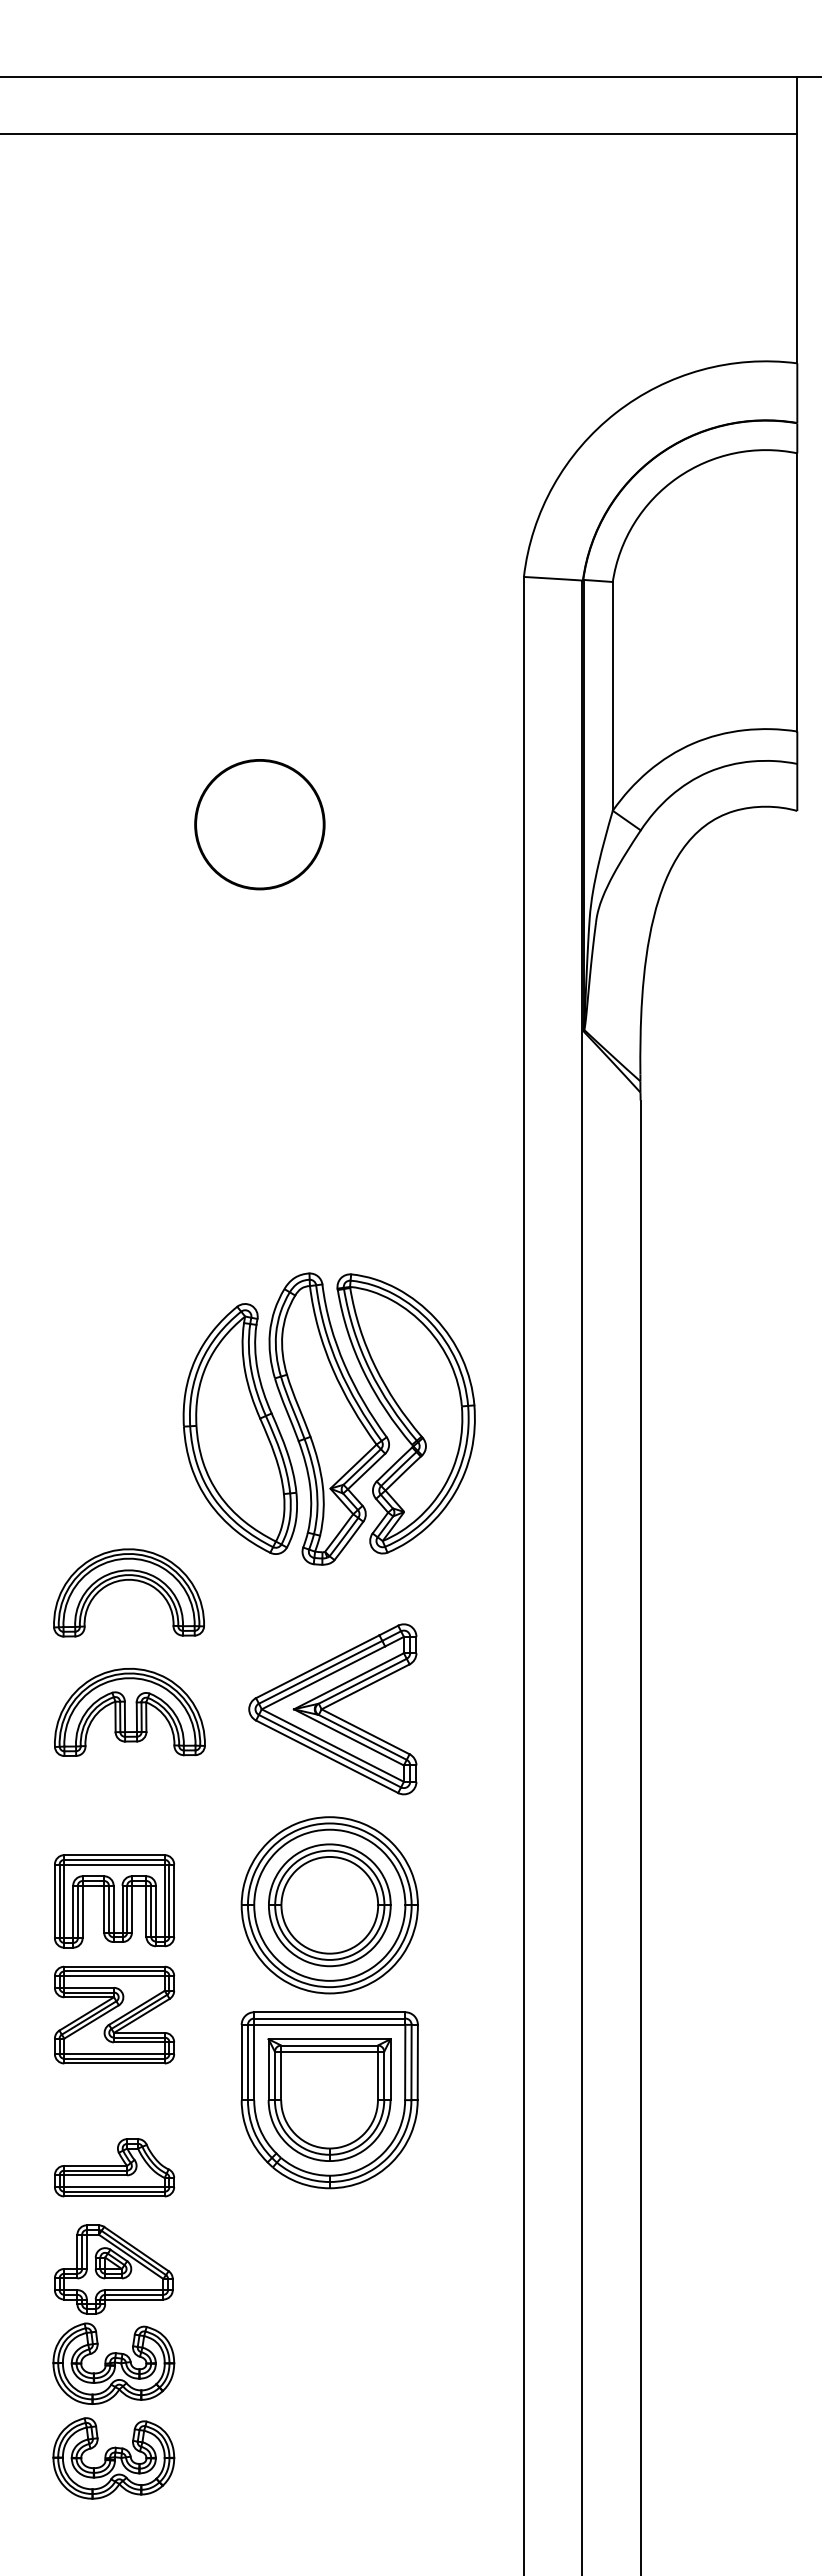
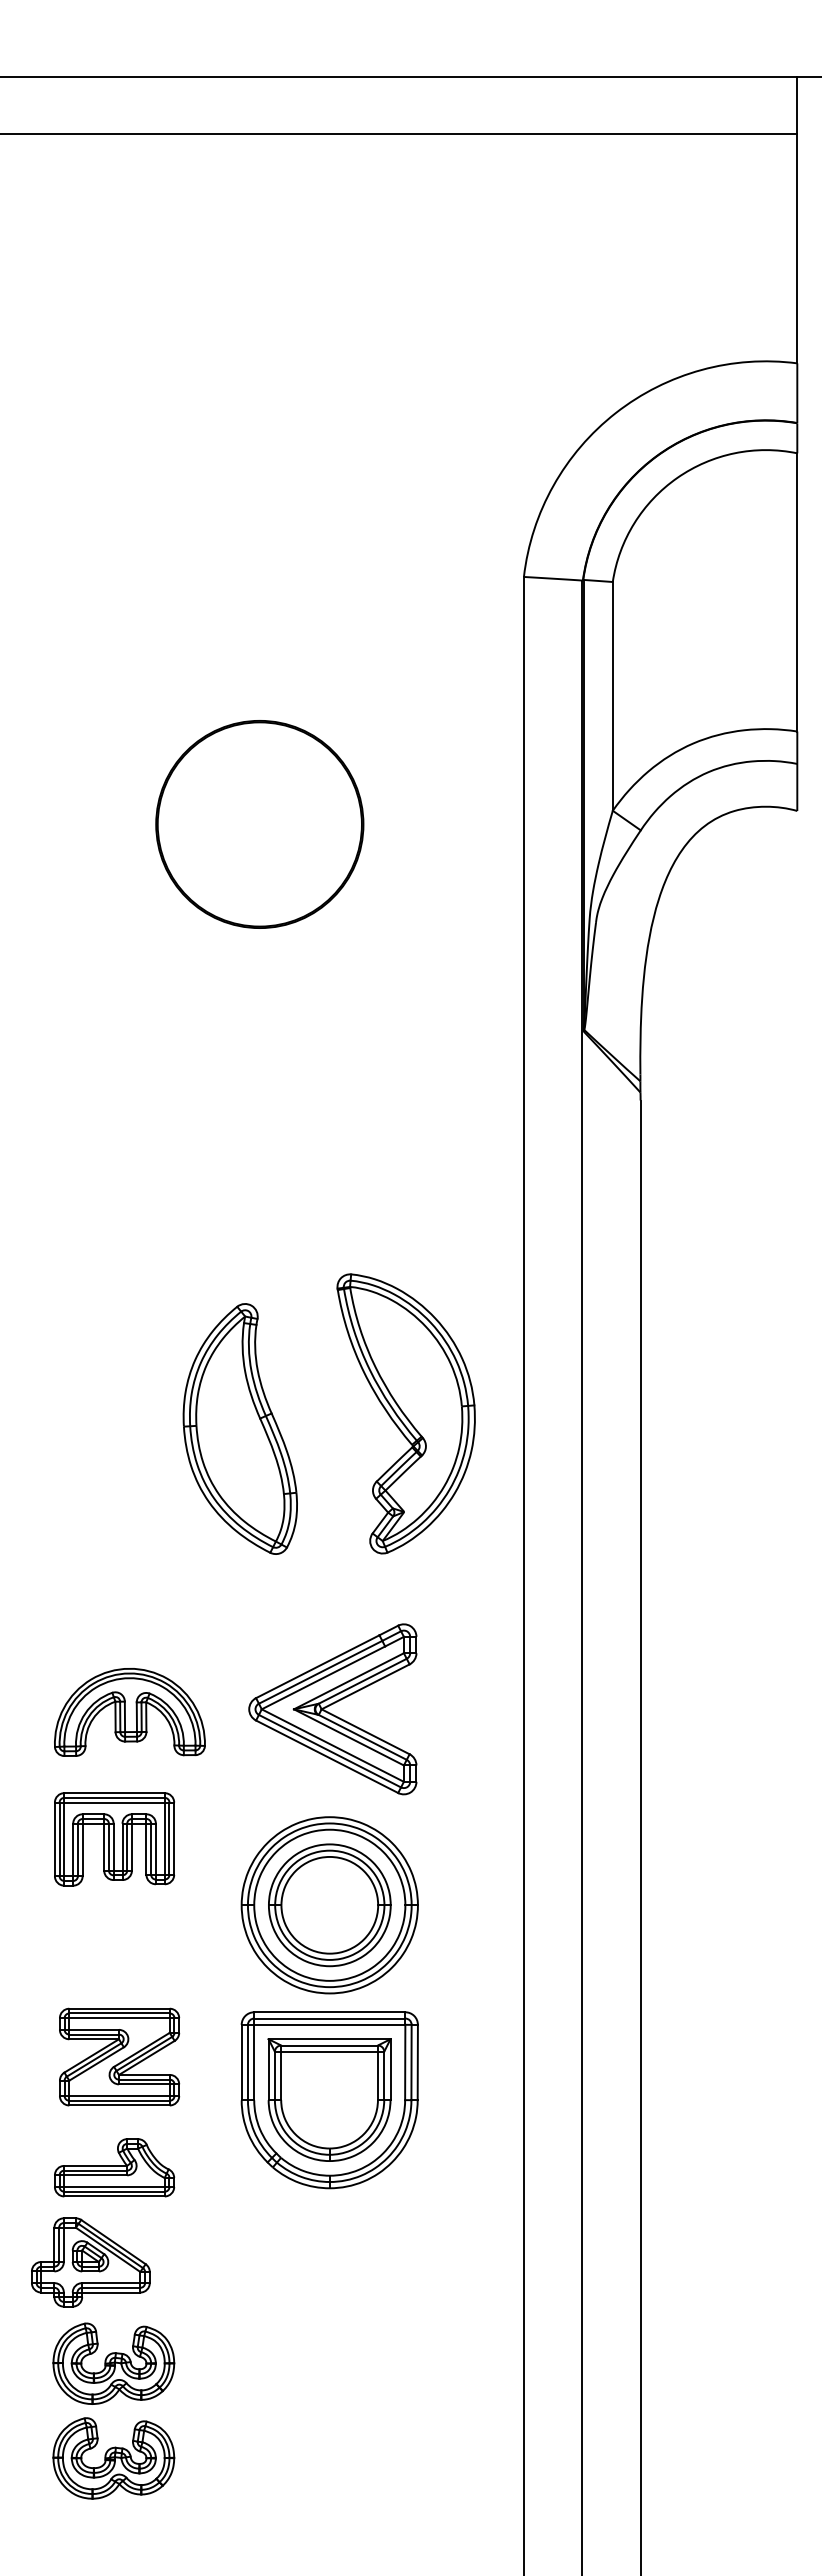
circle size: 132x132 px -> 210x209 px (259, 824)
part: present -> none (328, 1418)
part: present -> none (128, 1580)
part position: (114, 1901) -> (114, 1839) (114, 1839)
part position: (114, 2014) -> (119, 2056) (119, 2056)
part position: (113, 2269) -> (90, 2262) (90, 2262)
